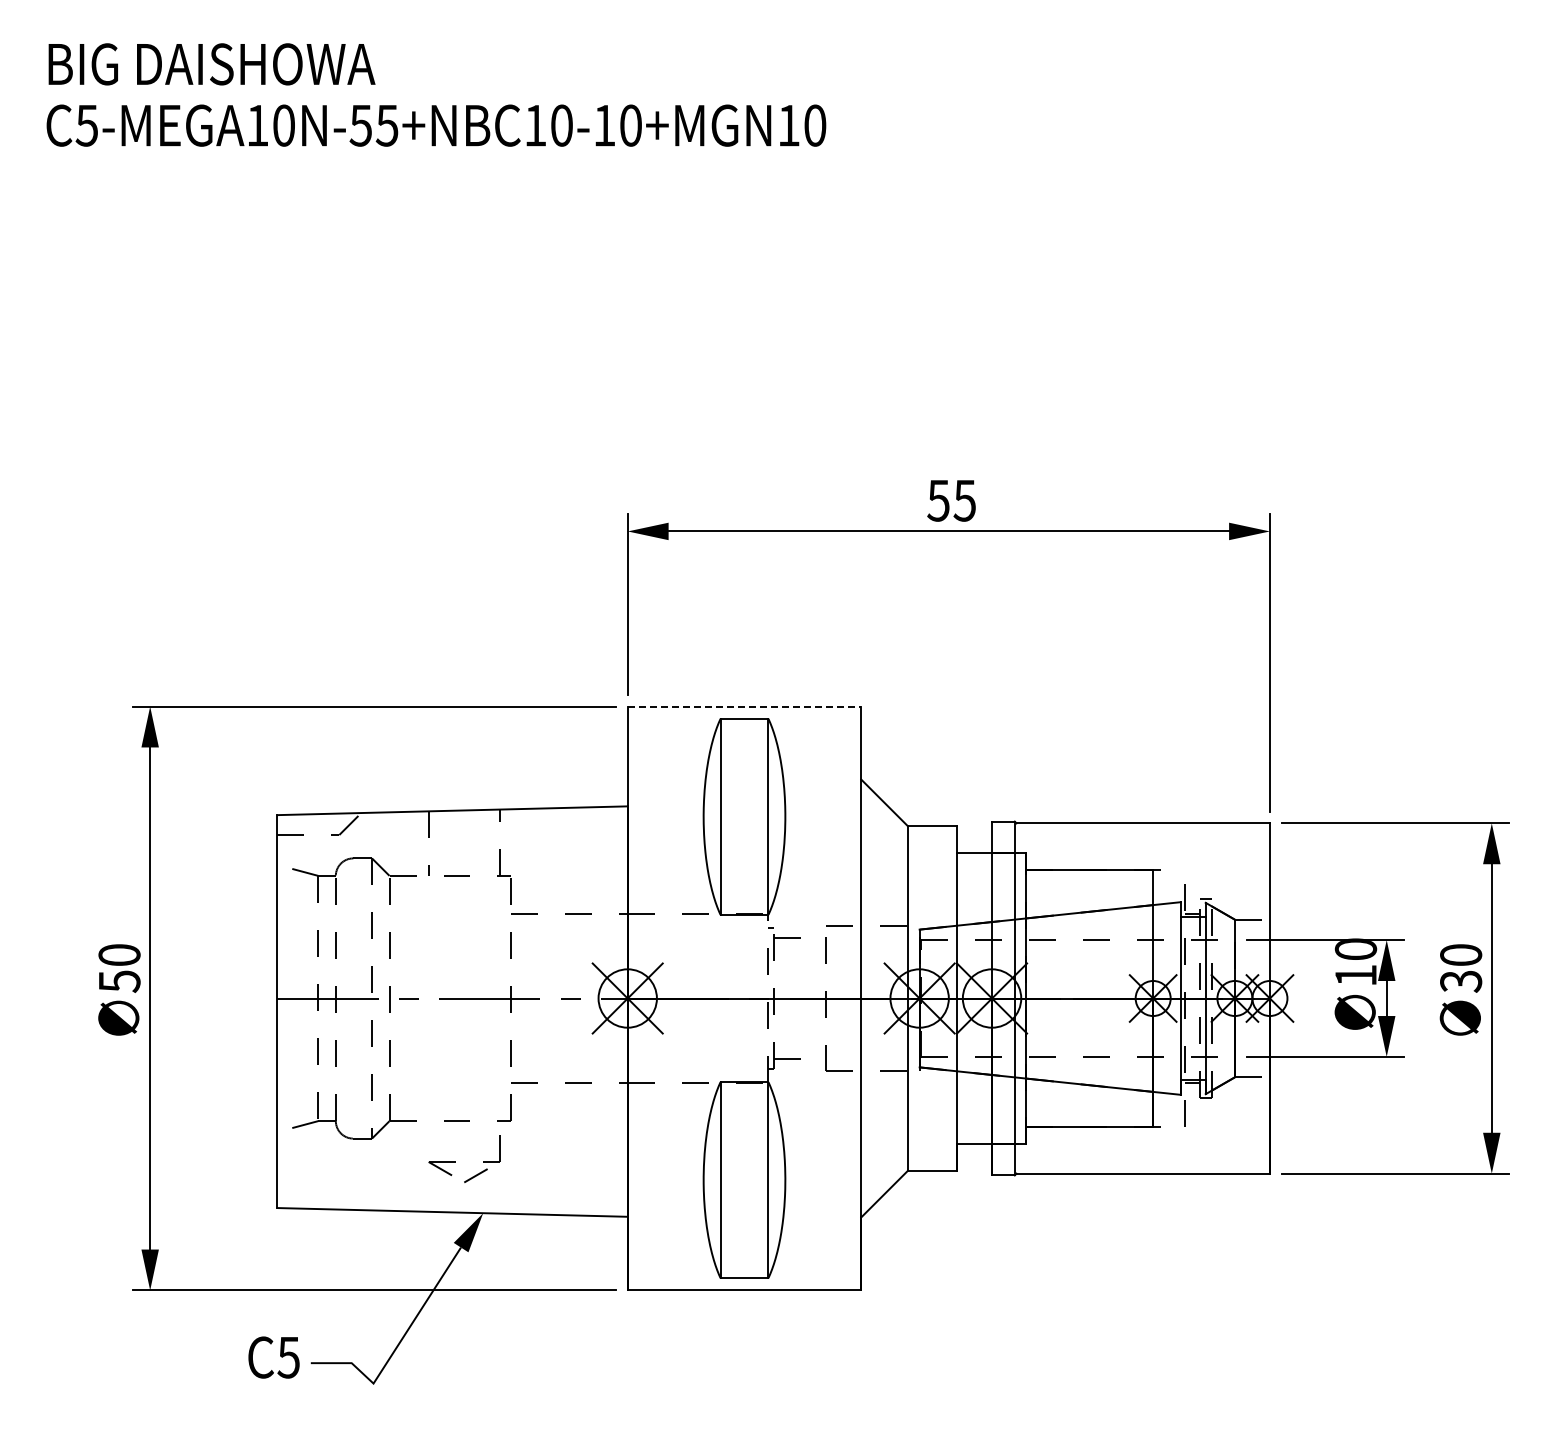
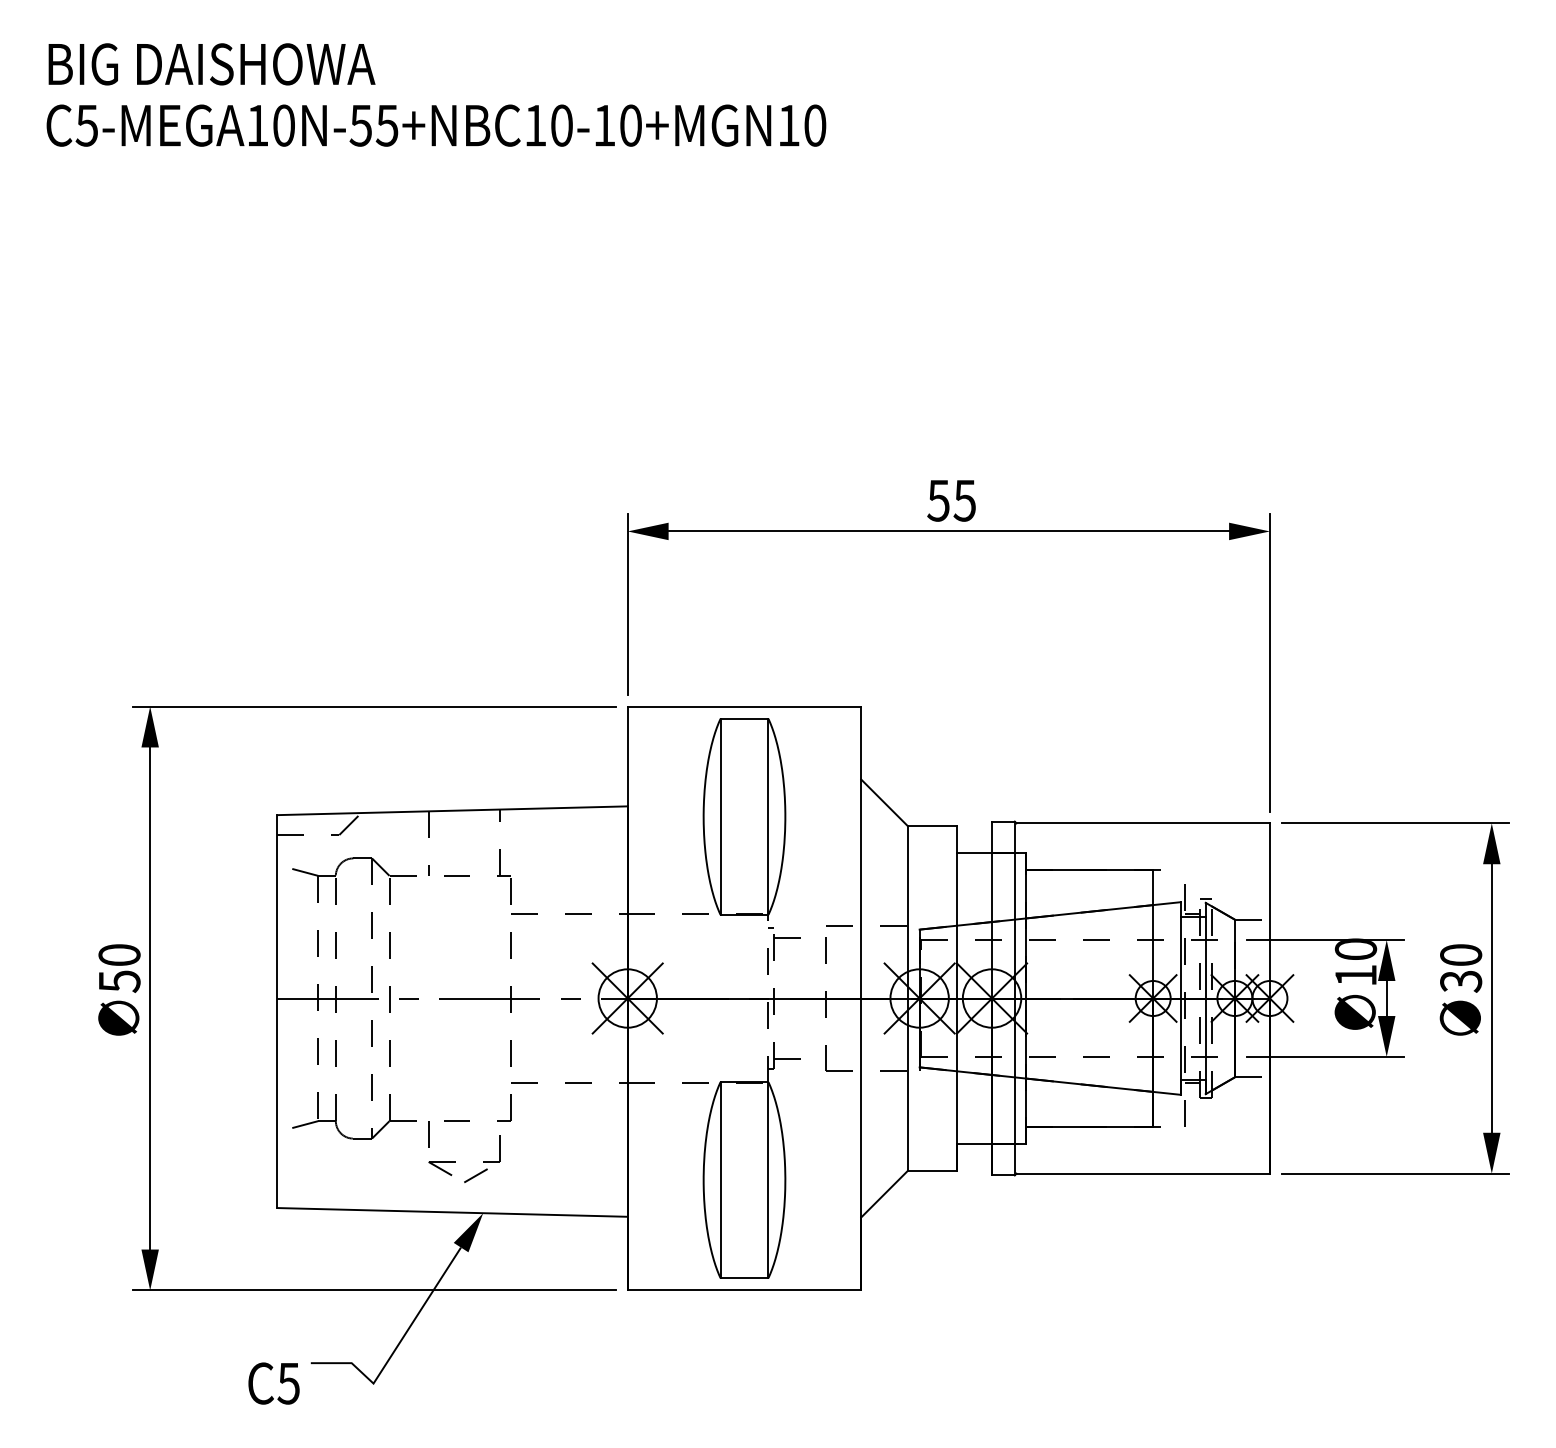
line: dashed -> solid (744, 706)
line: none -> present (428, 1134)
text position: (273, 1357) -> (273, 1383) (273, 1383)
